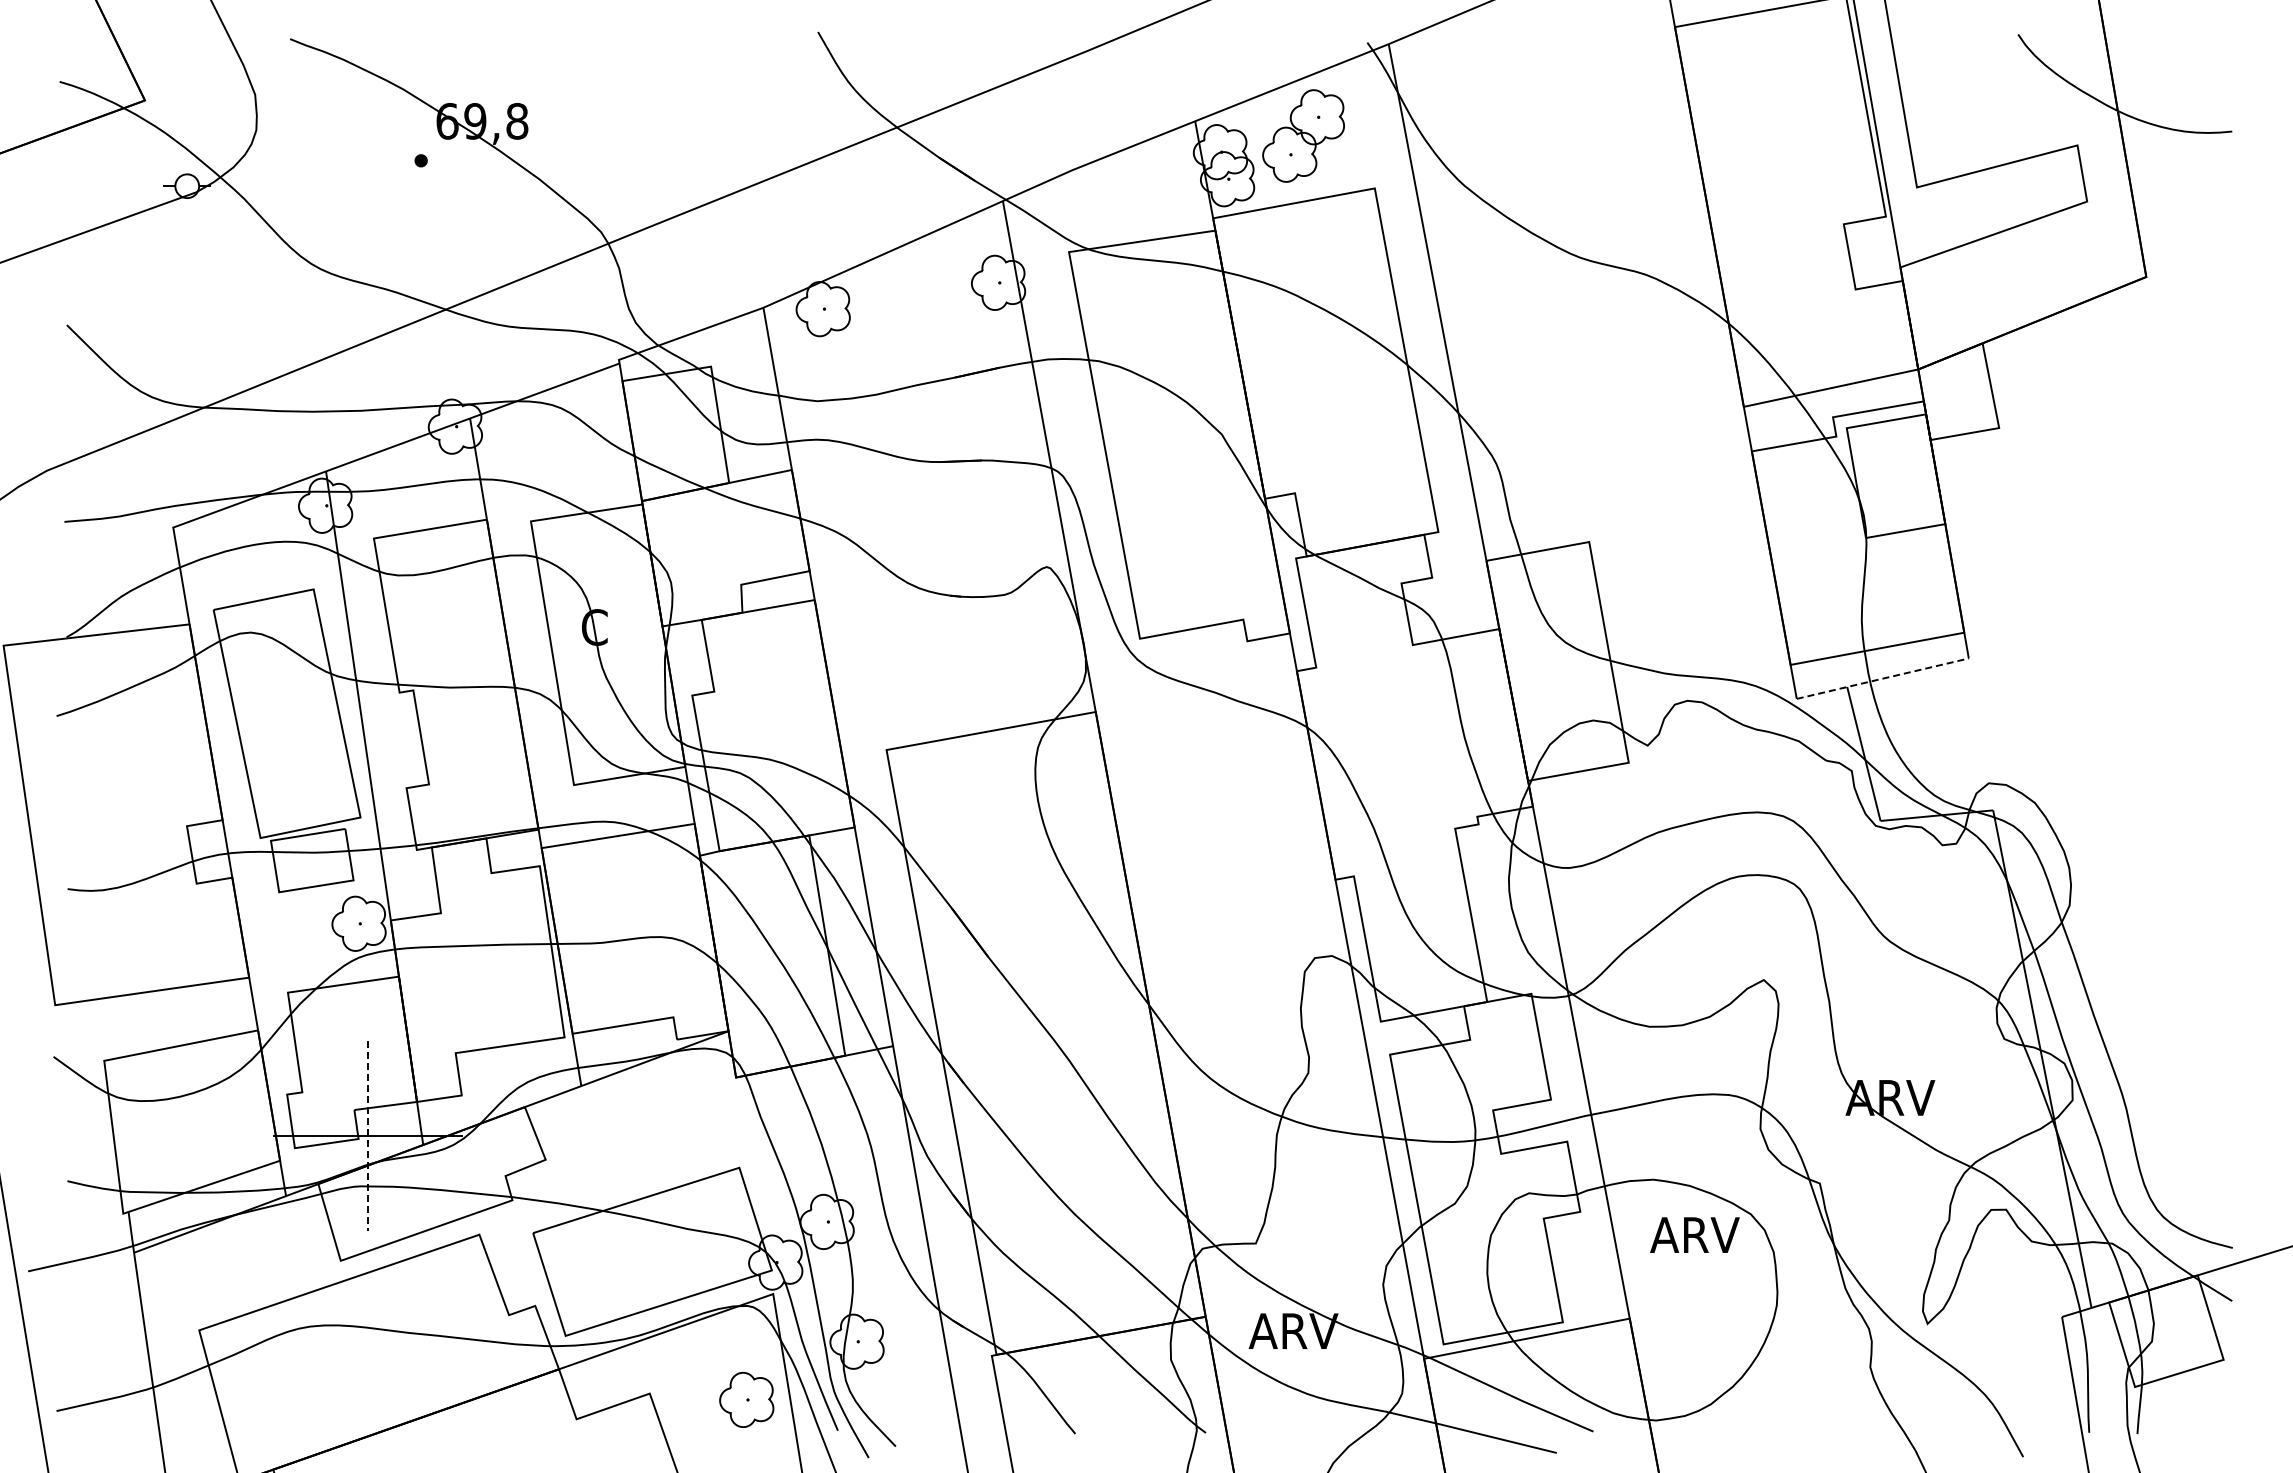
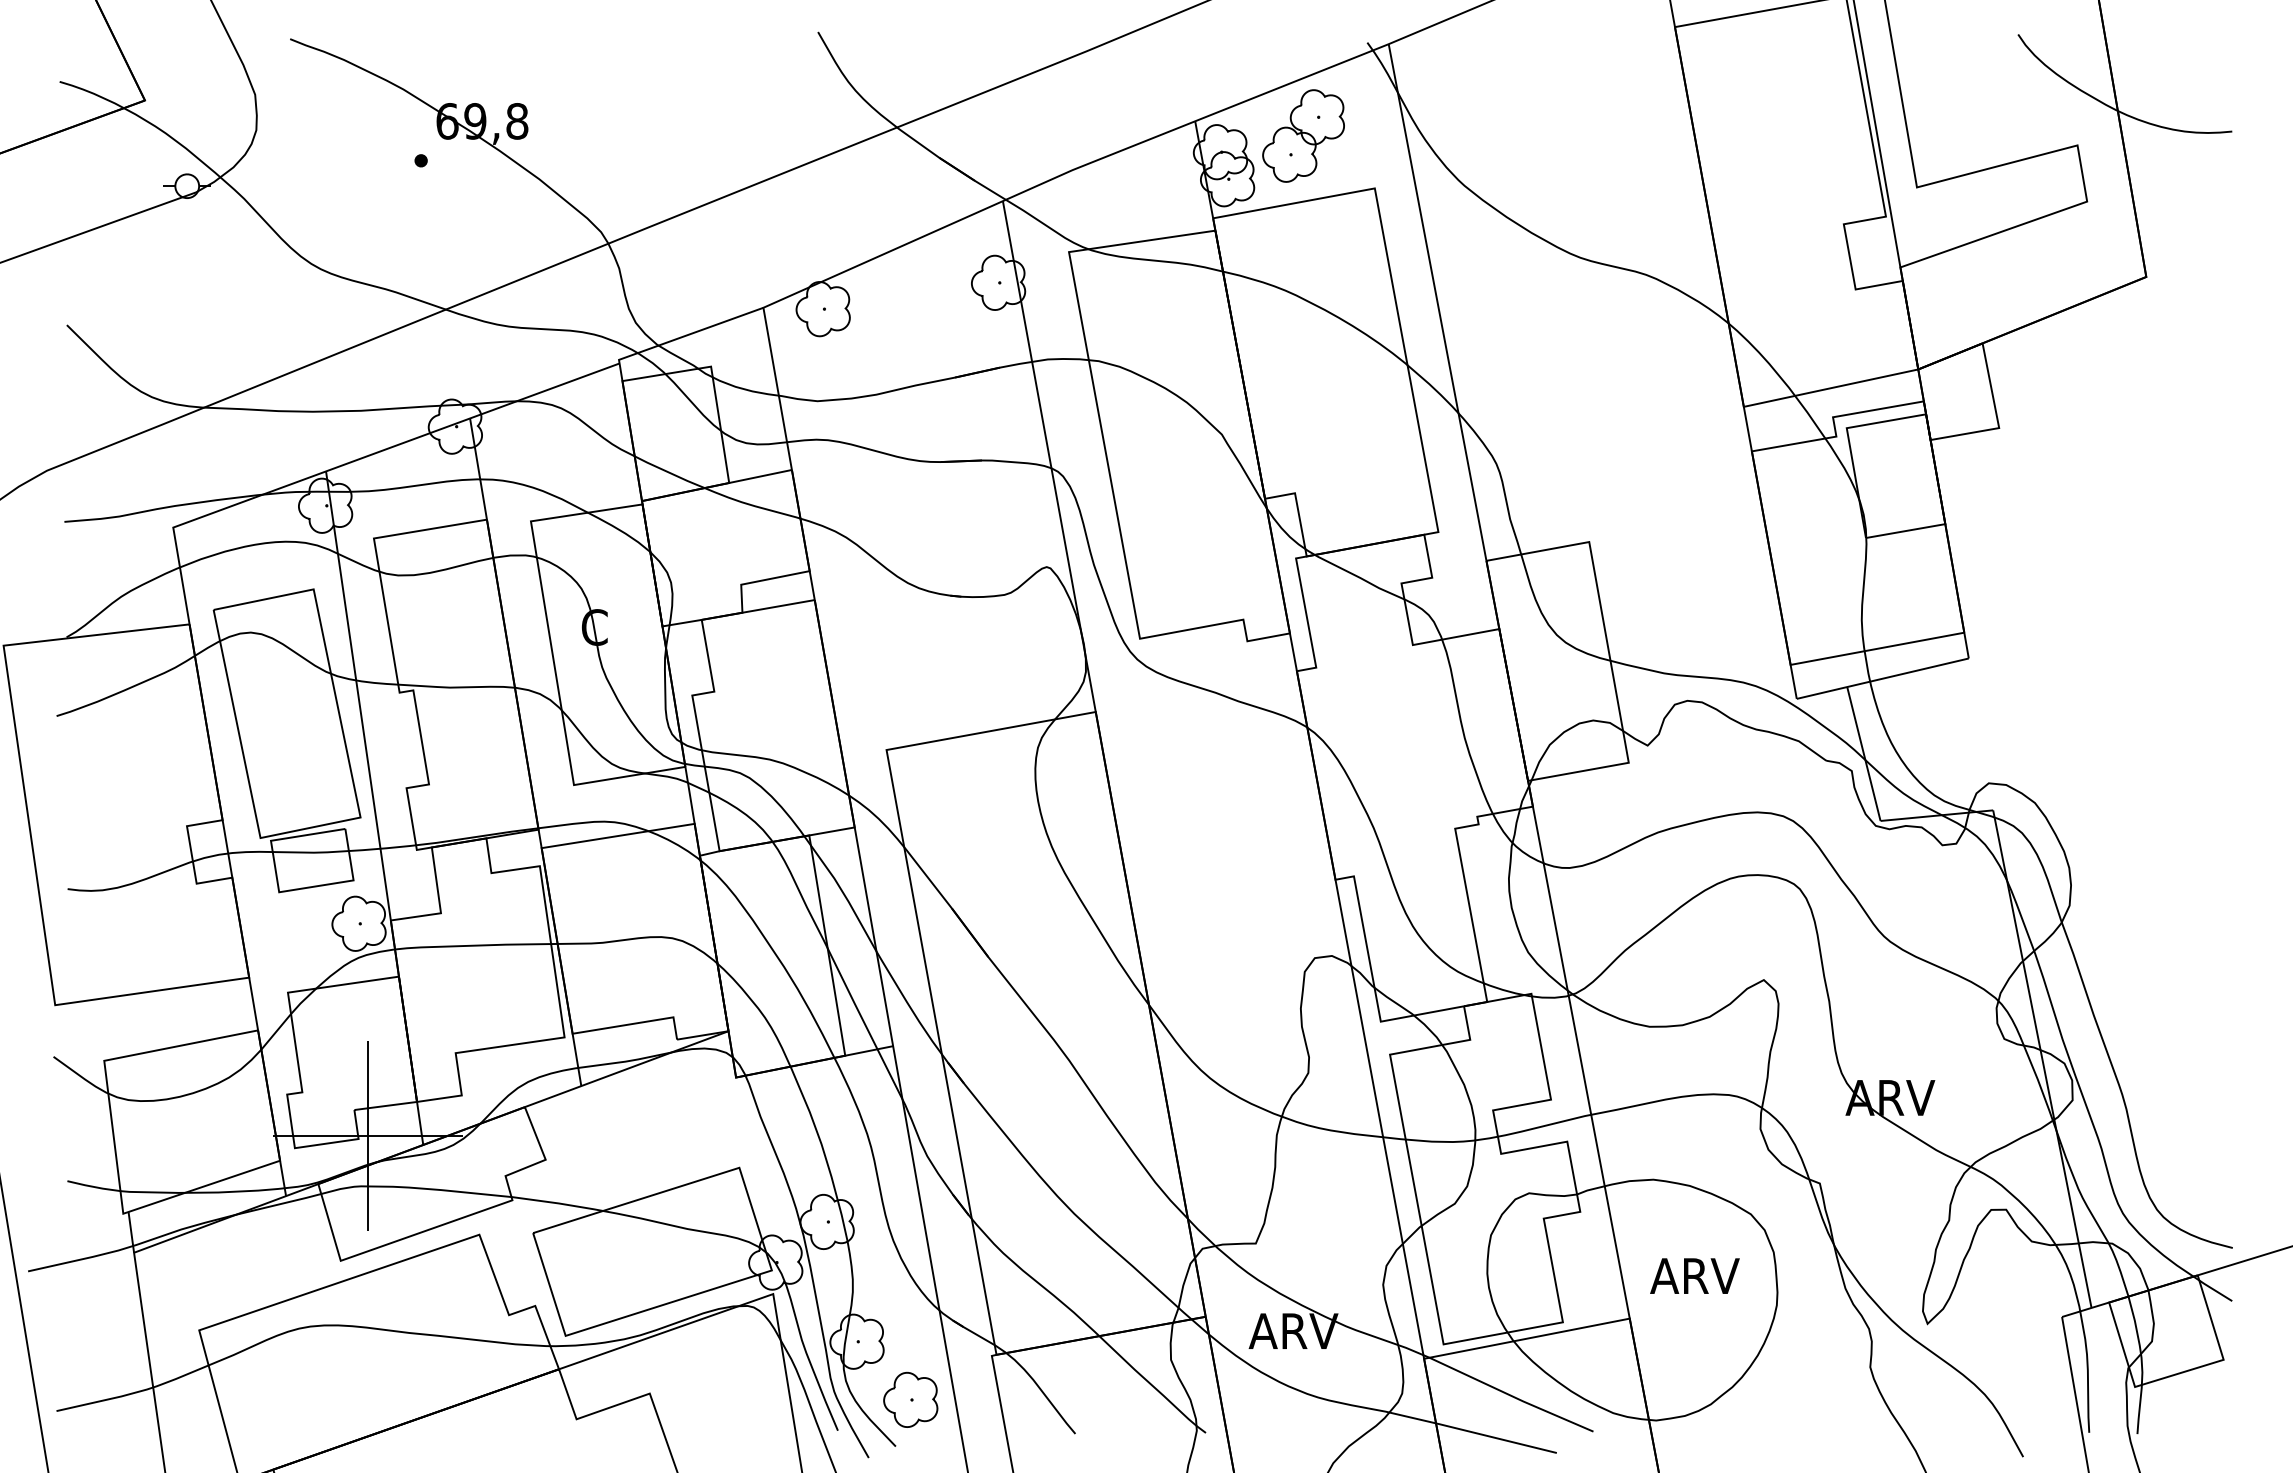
line: dashed -> solid (1882, 678)
line: dashed -> solid (367, 1136)
text position: (1694, 1234) -> (1694, 1275) (1694, 1275)
part position: (746, 1399) -> (910, 1399) (910, 1399)
